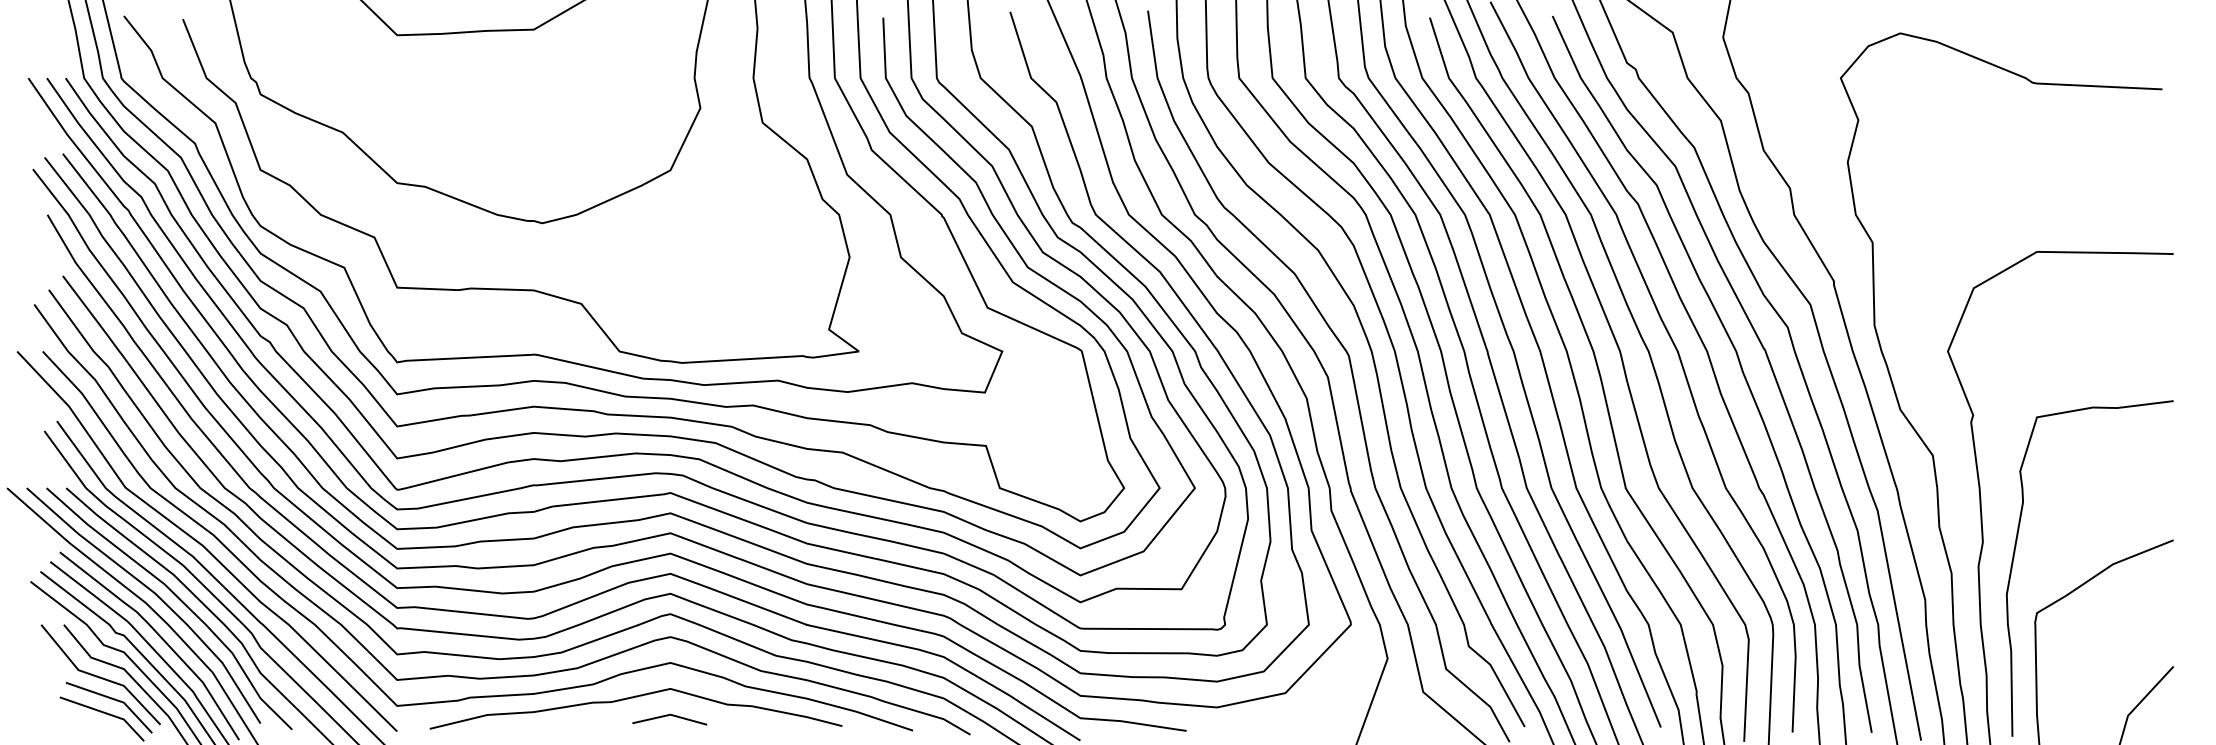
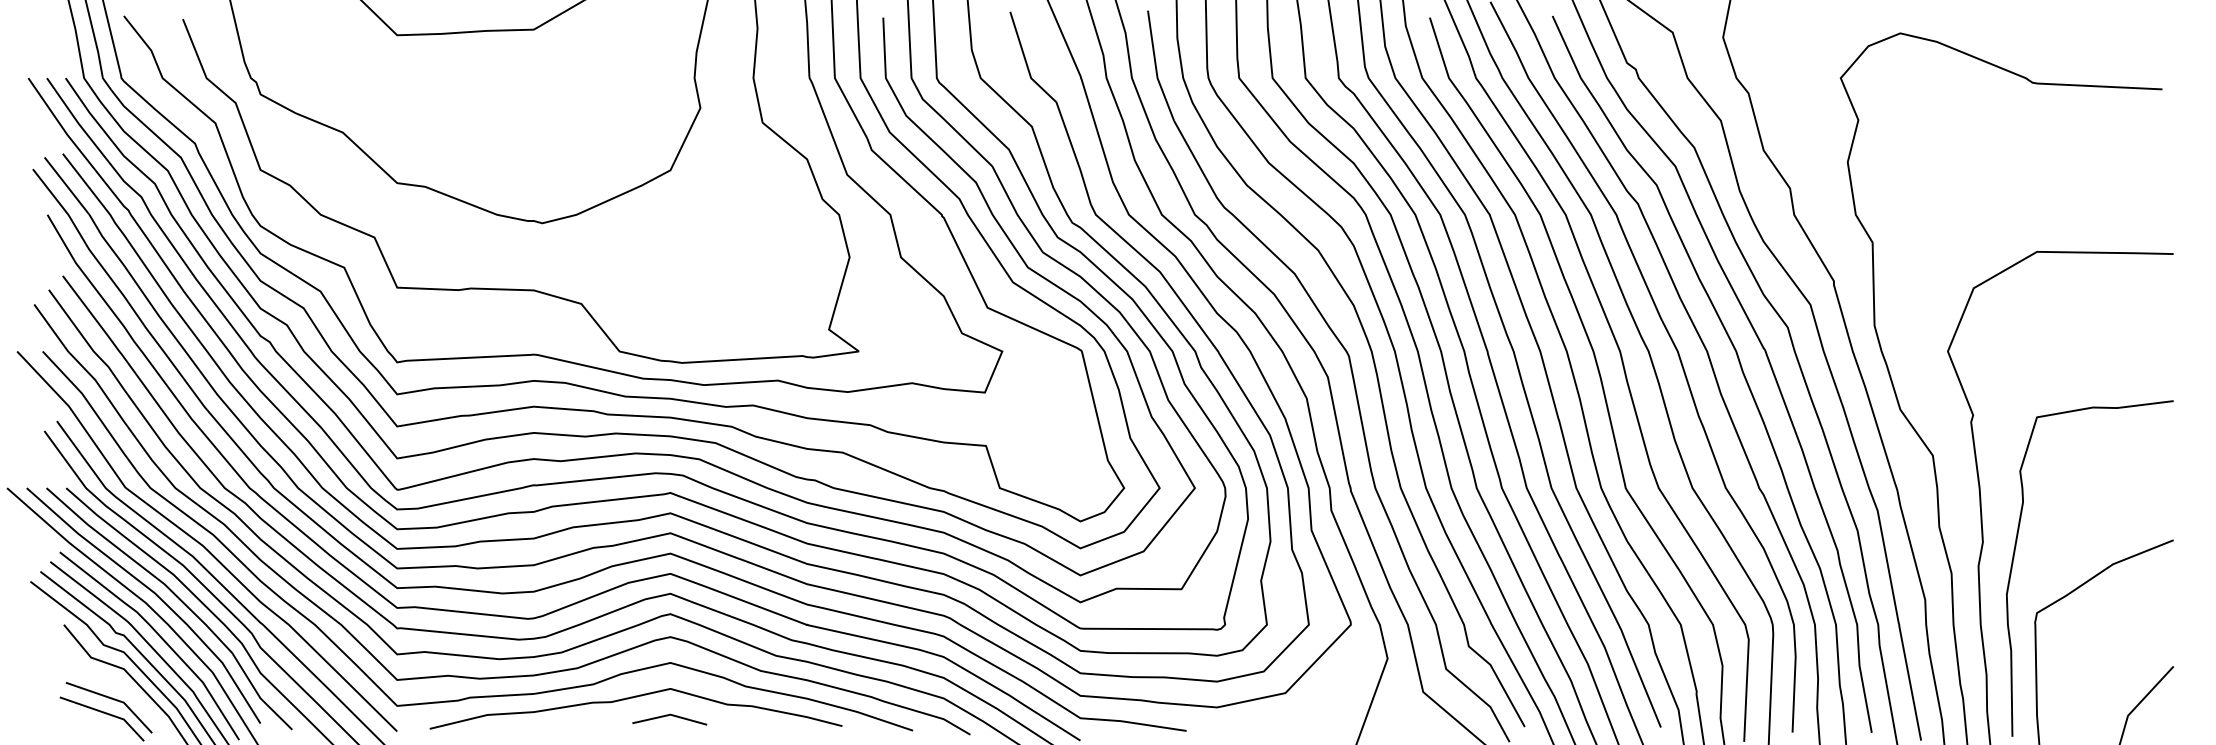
line: present -> none (100, 676)
